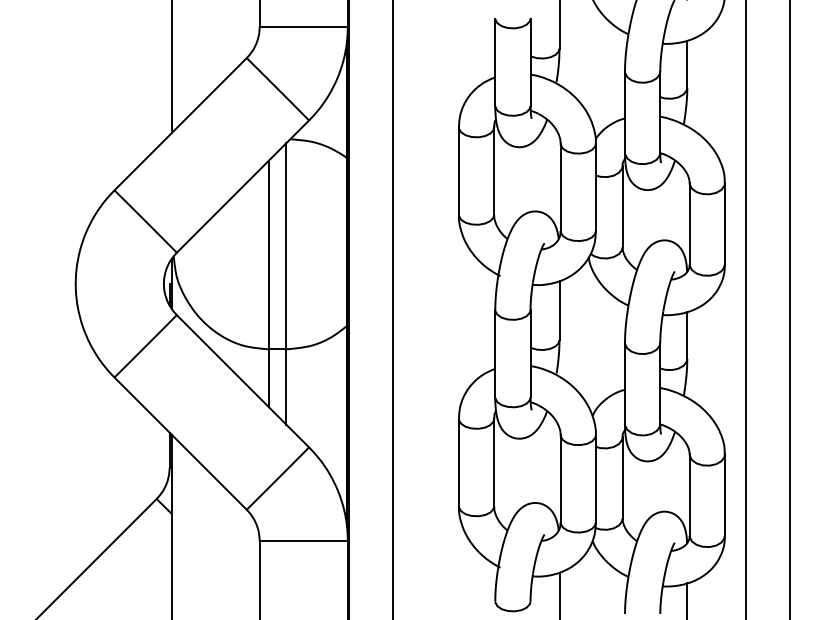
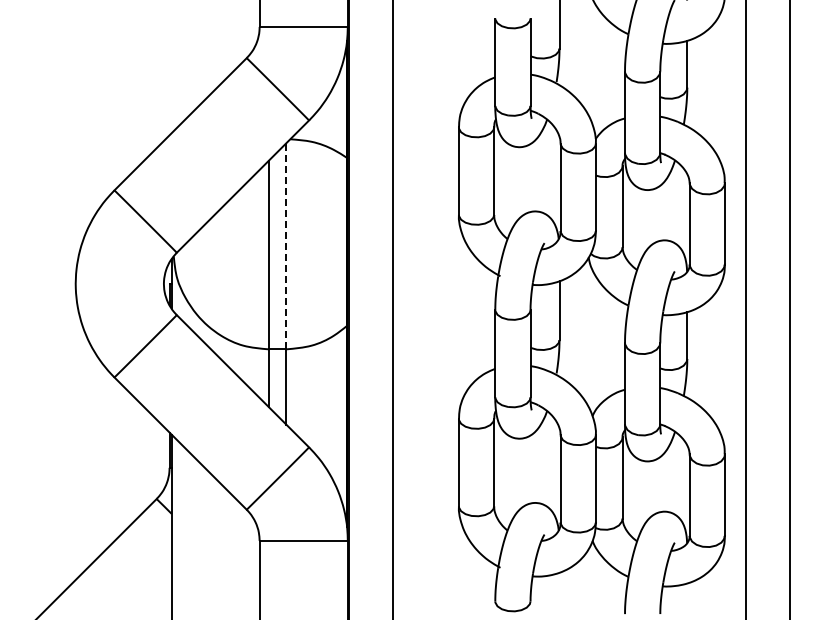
line: present -> none (171, 67)
line: solid -> dashed (286, 245)
line: present -> none (559, 594)
line: present -> none (687, 599)
